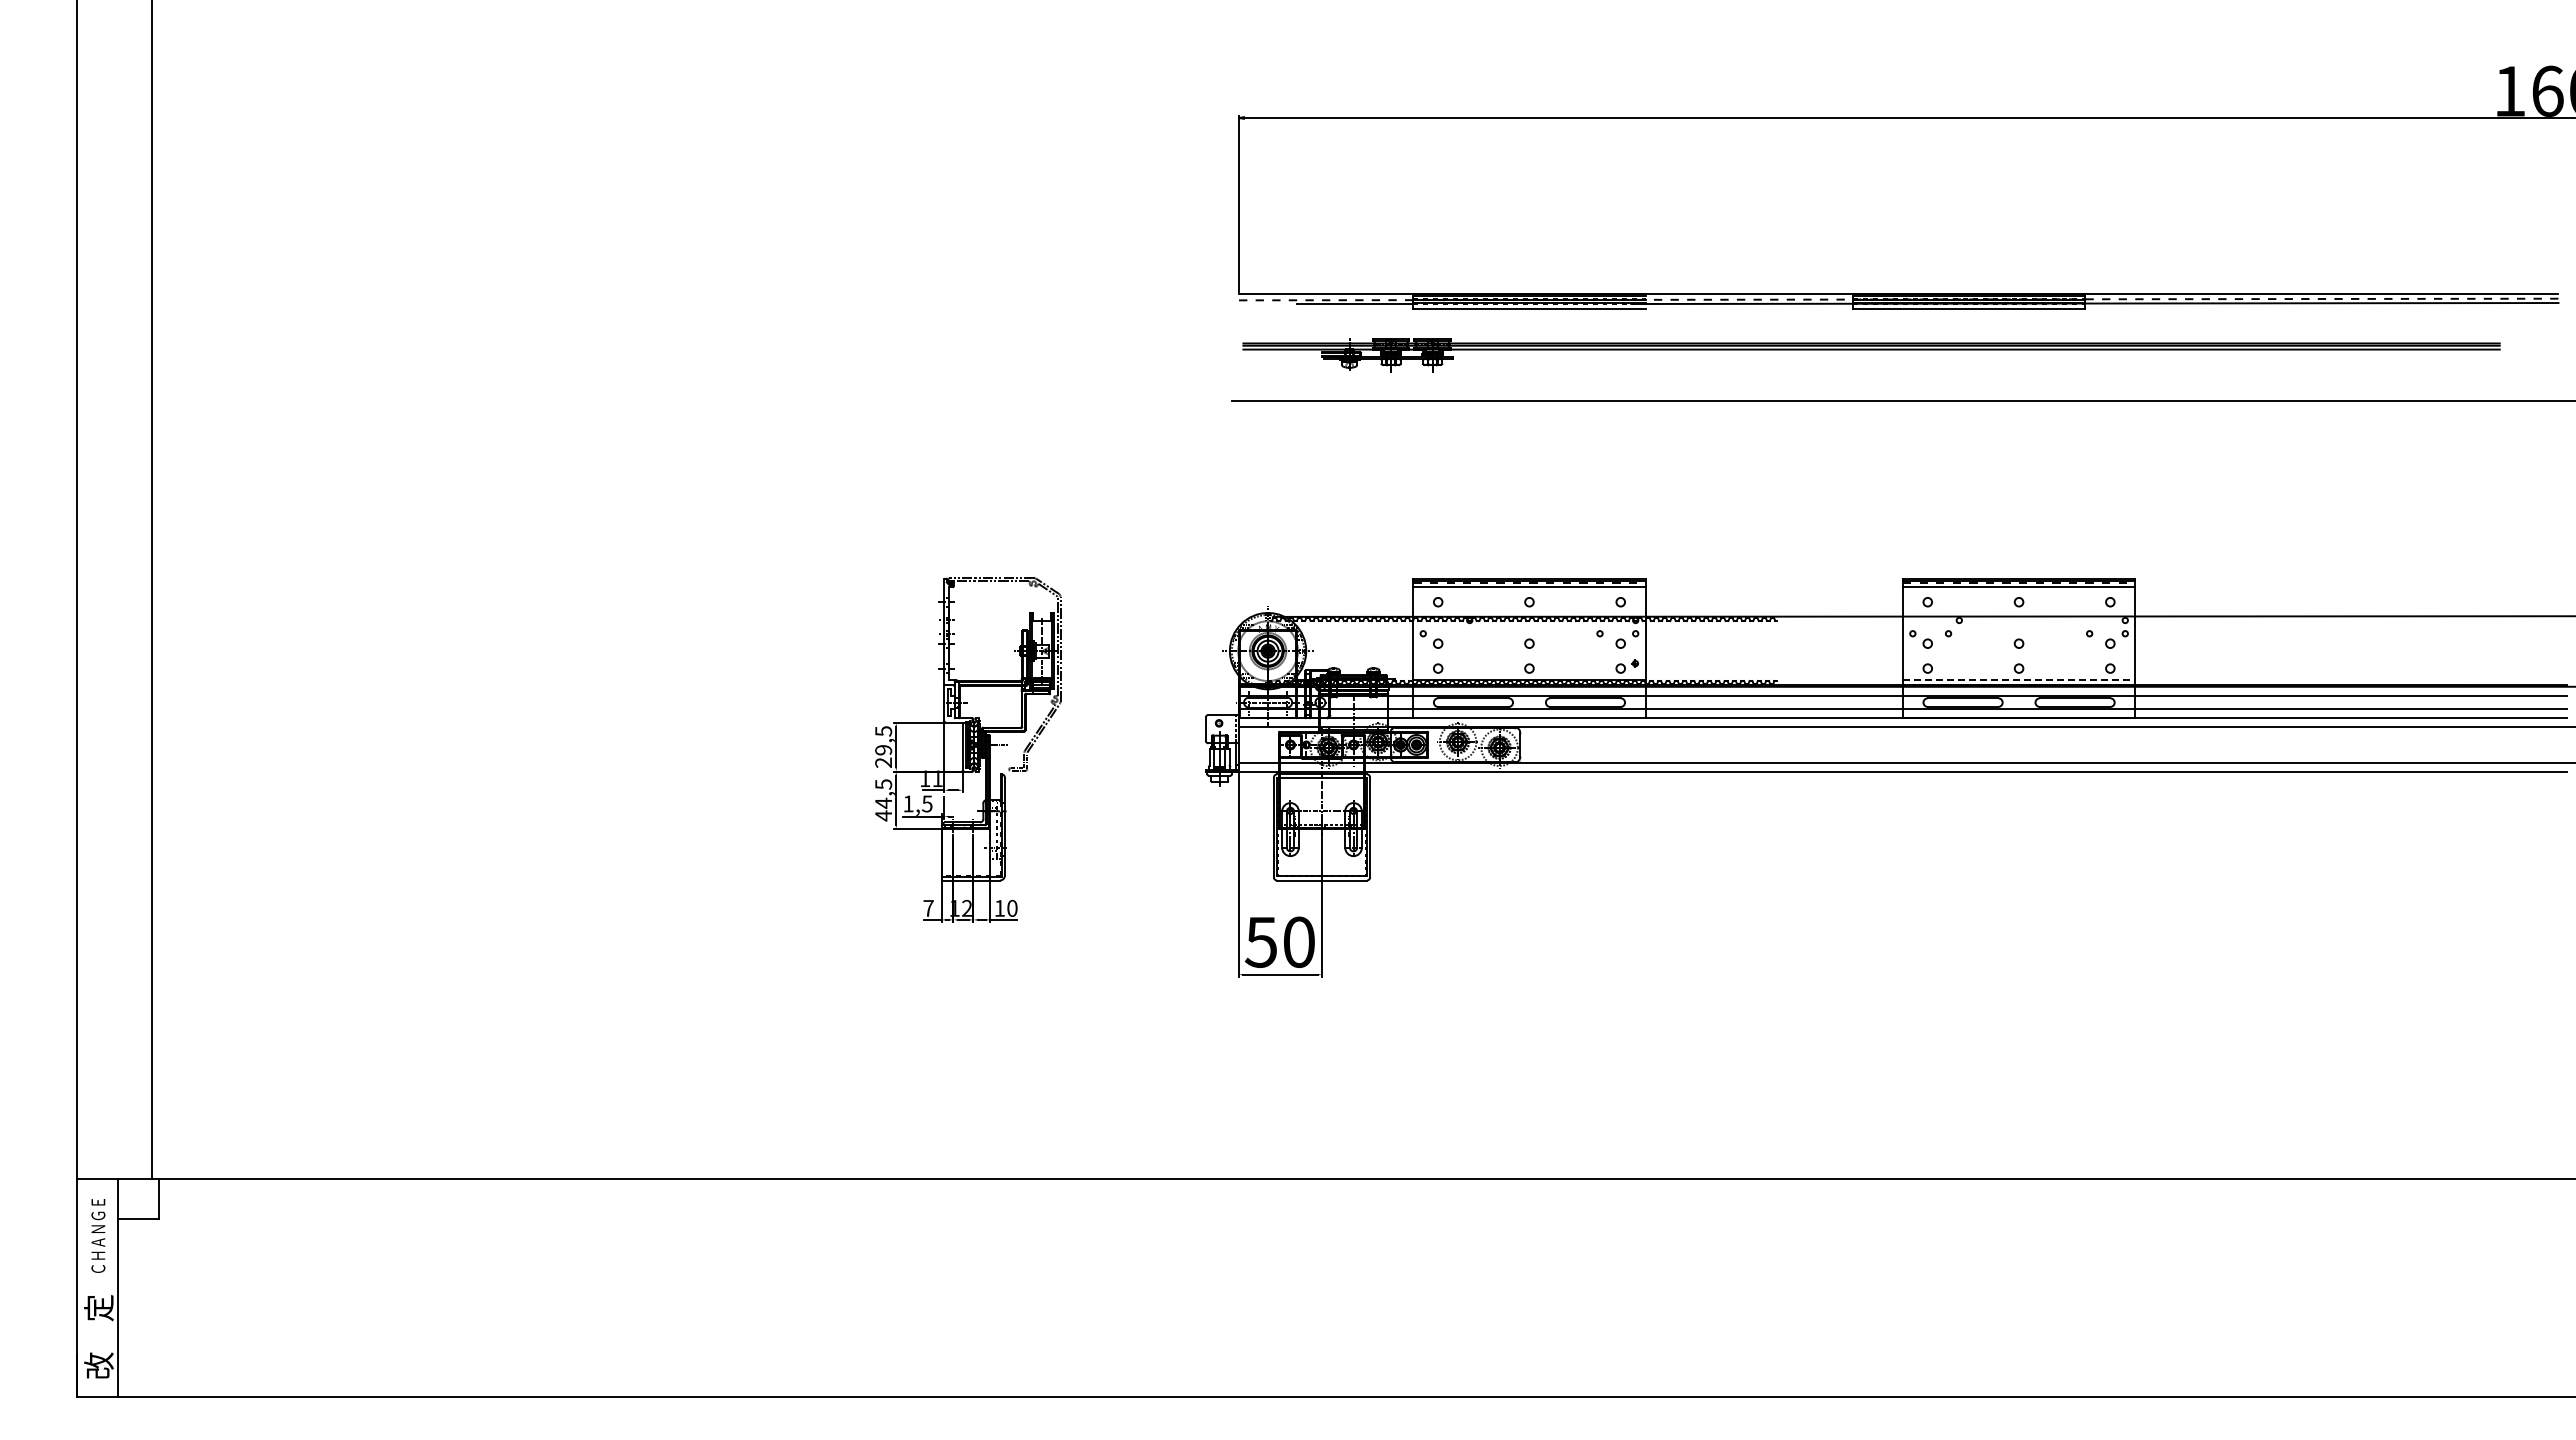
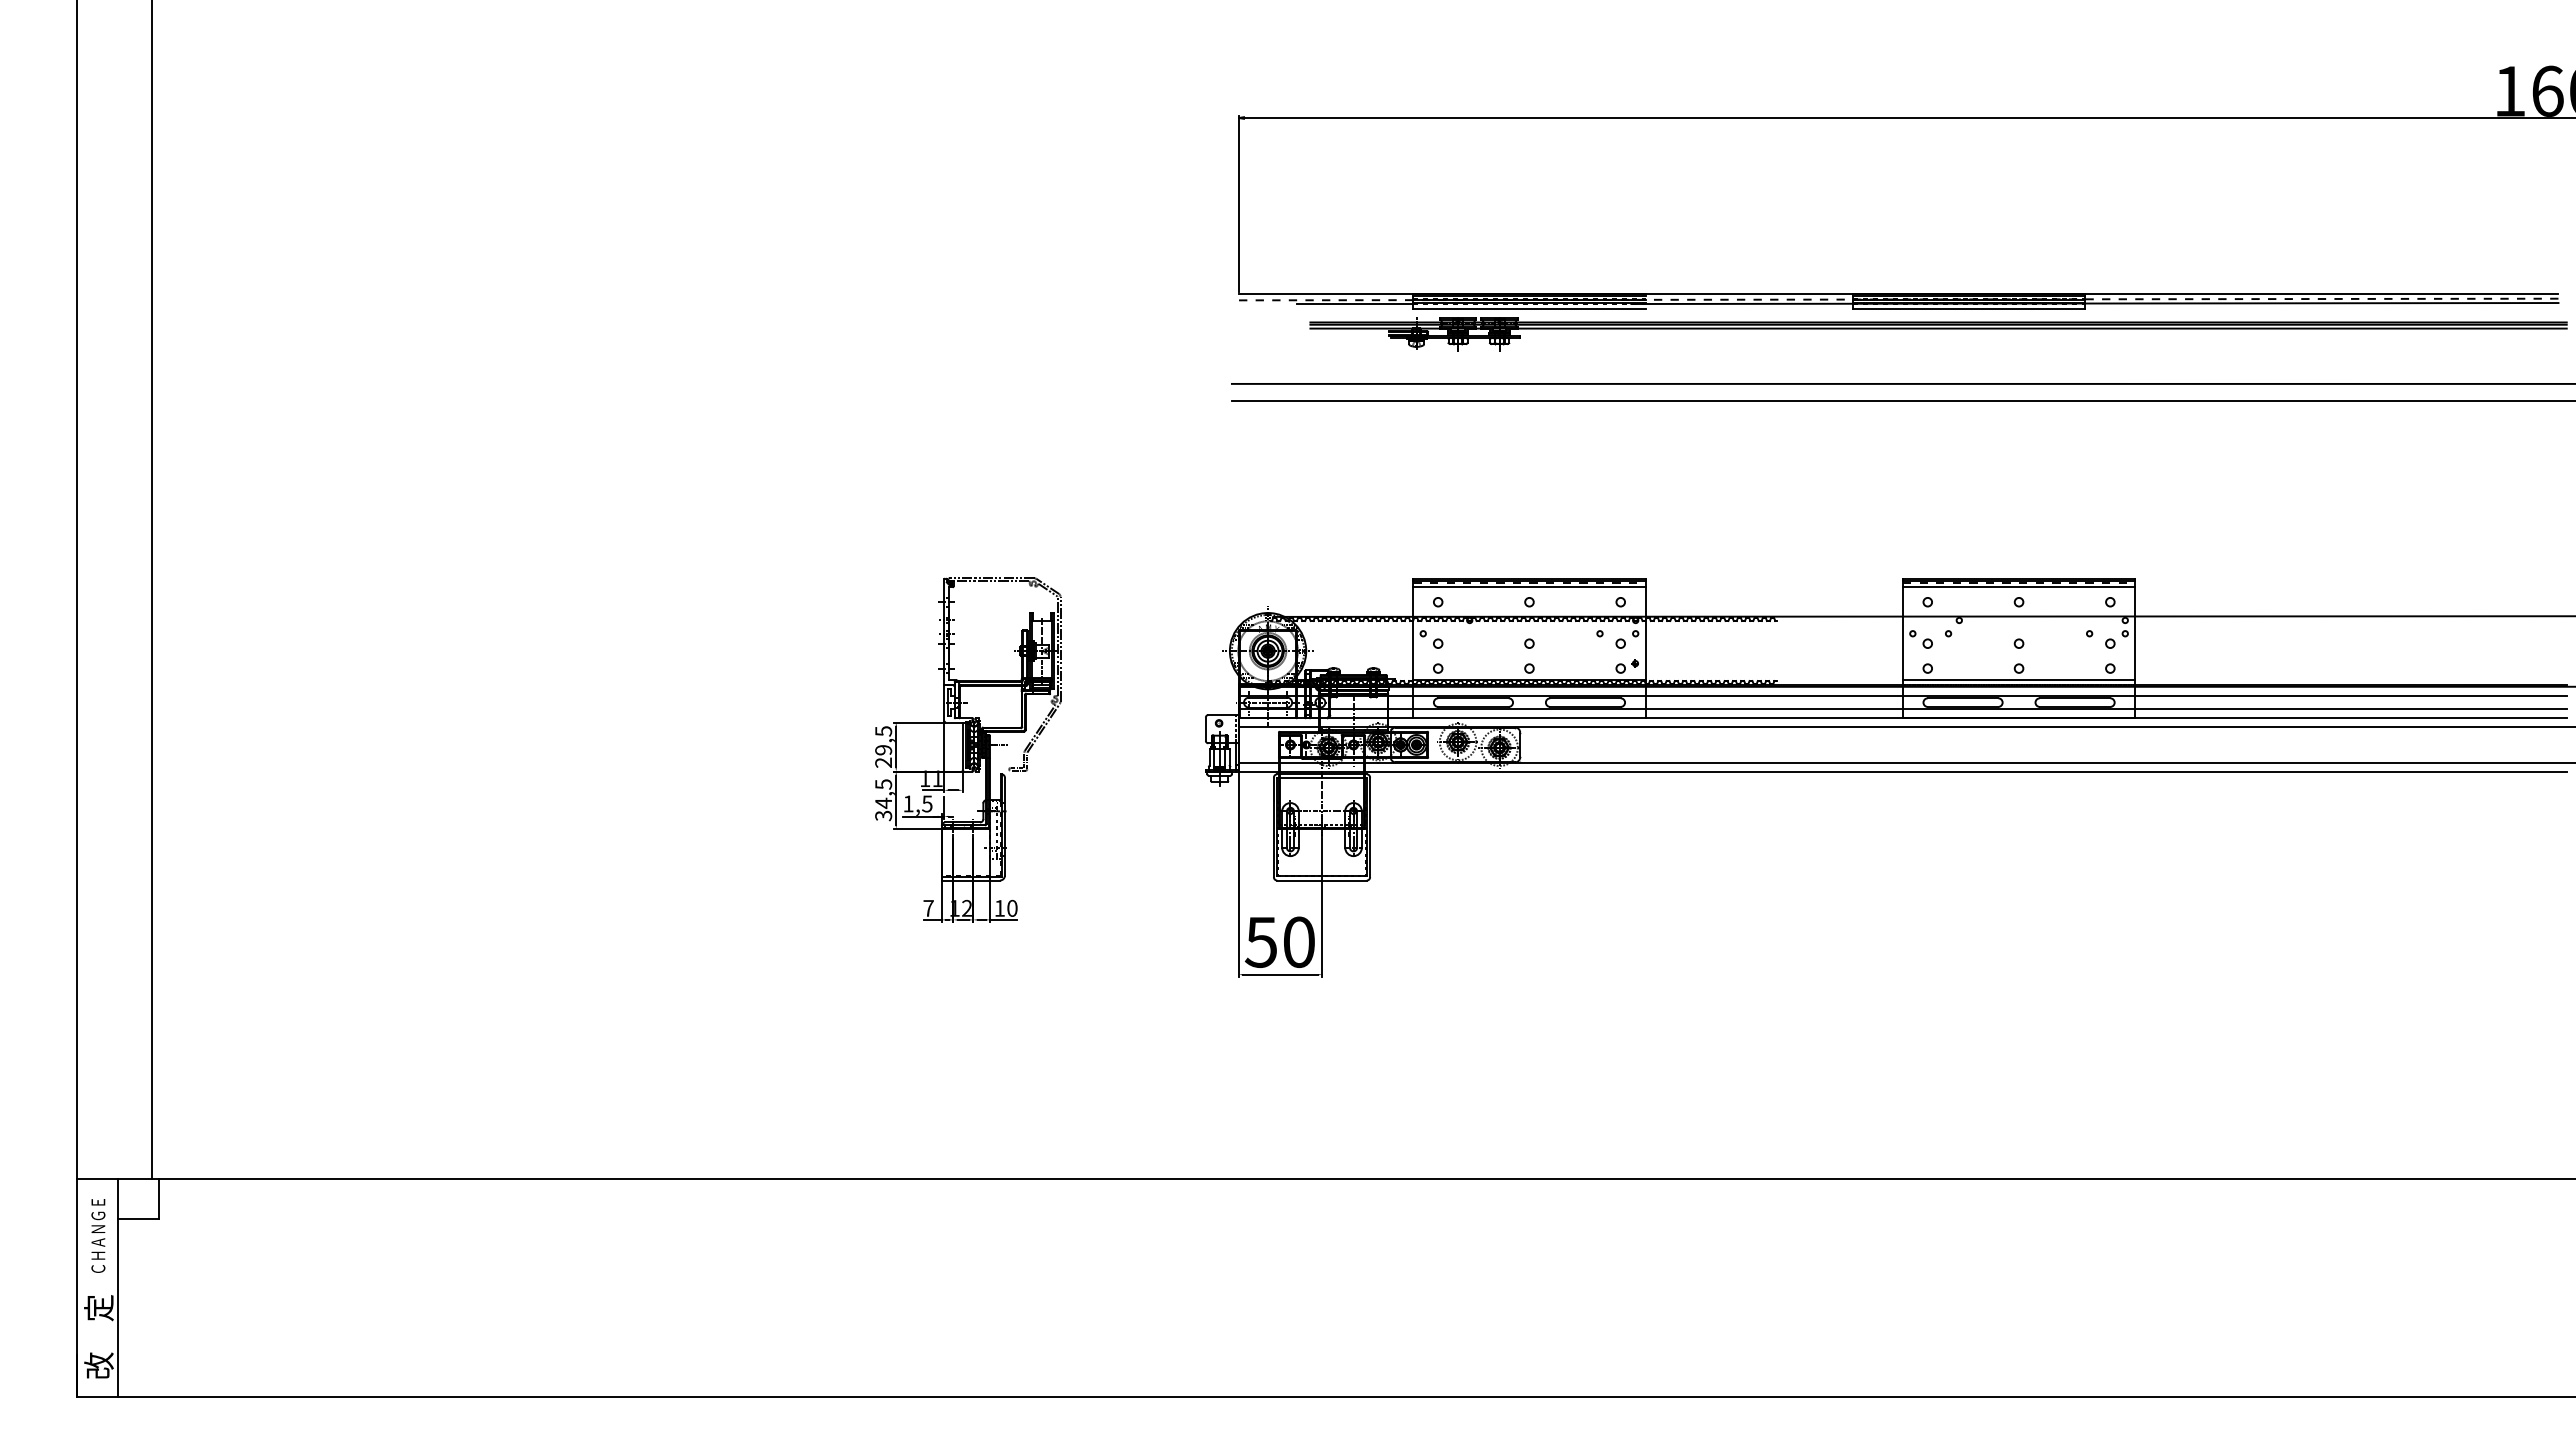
part position: (1871, 355) -> (1938, 334) (1938, 334)
line: none -> present (1901, 383)
line: dashed -> solid (2019, 680)
text: 44,5 -> 34,5 (883, 815)
